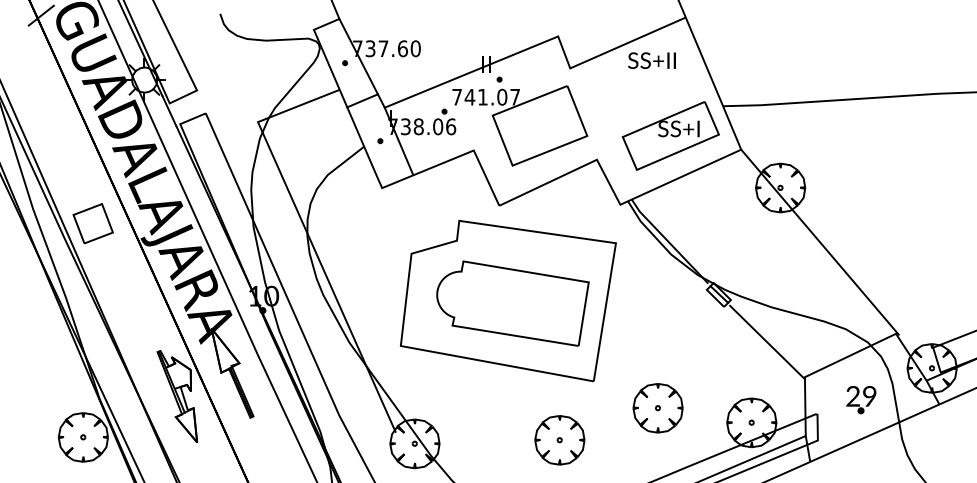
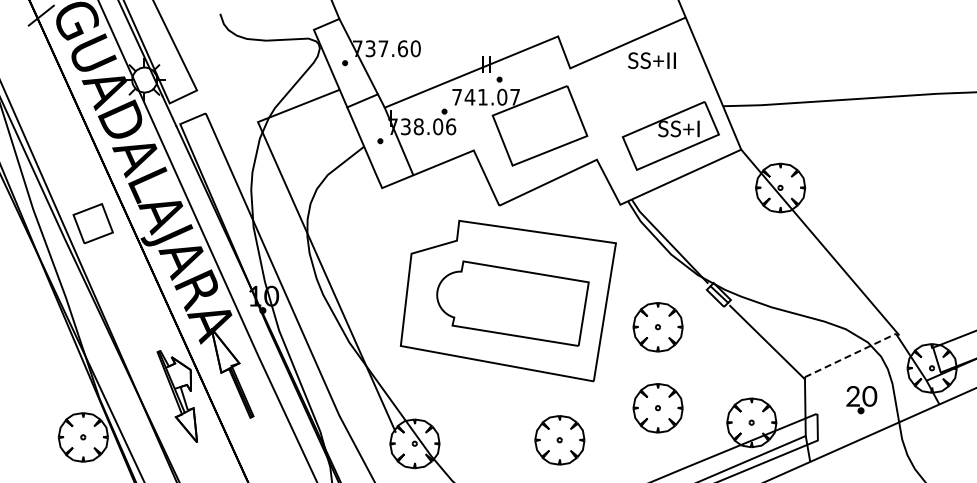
part: none -> present (657, 327)
line: solid -> dashed (850, 355)
text: 29 -> 20 (869, 396)
